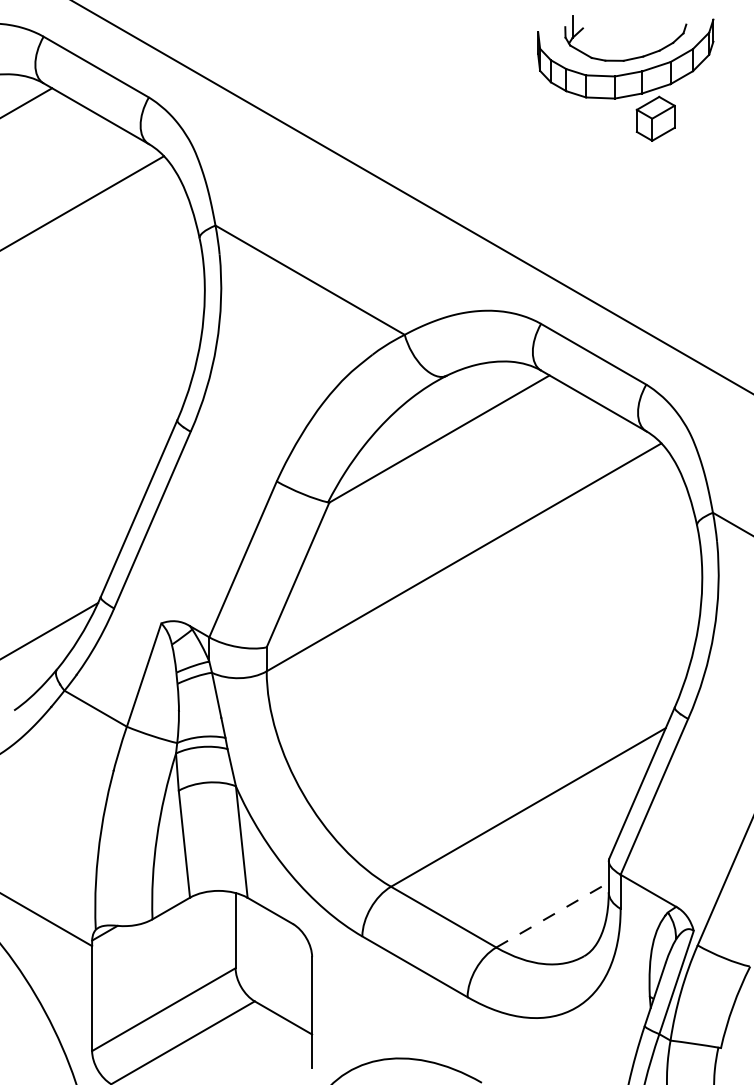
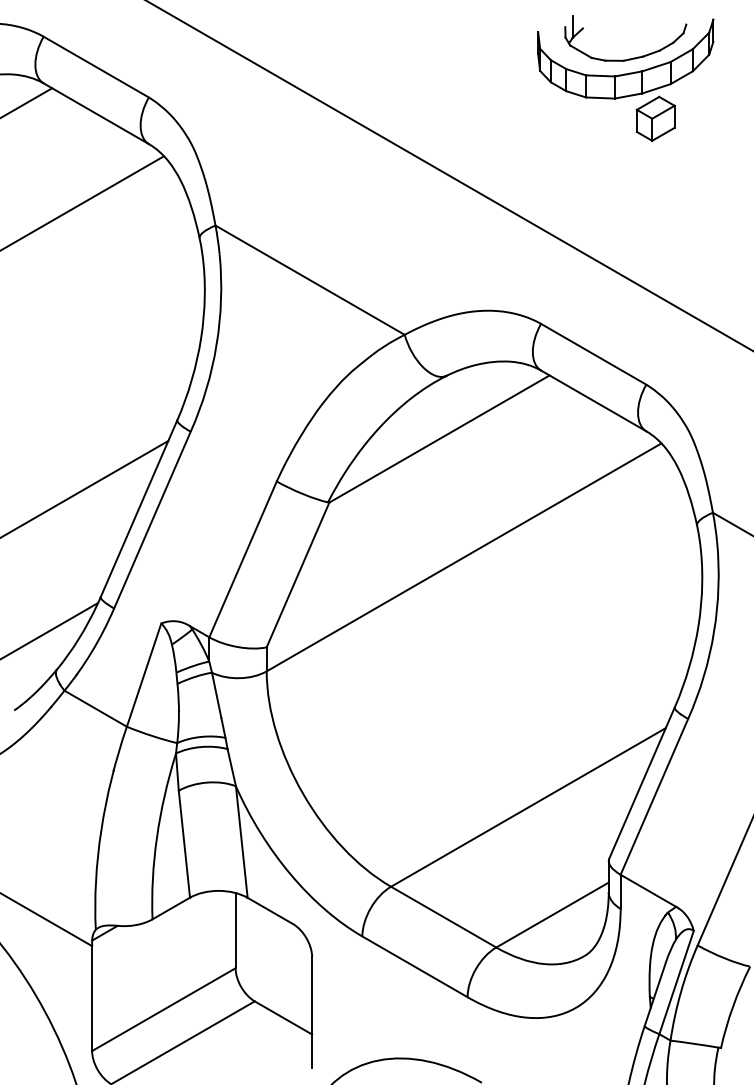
line position: (412, 197) -> (449, 175) (449, 175)
line: none -> present (85, 488)
line: dashed -> solid (552, 915)
